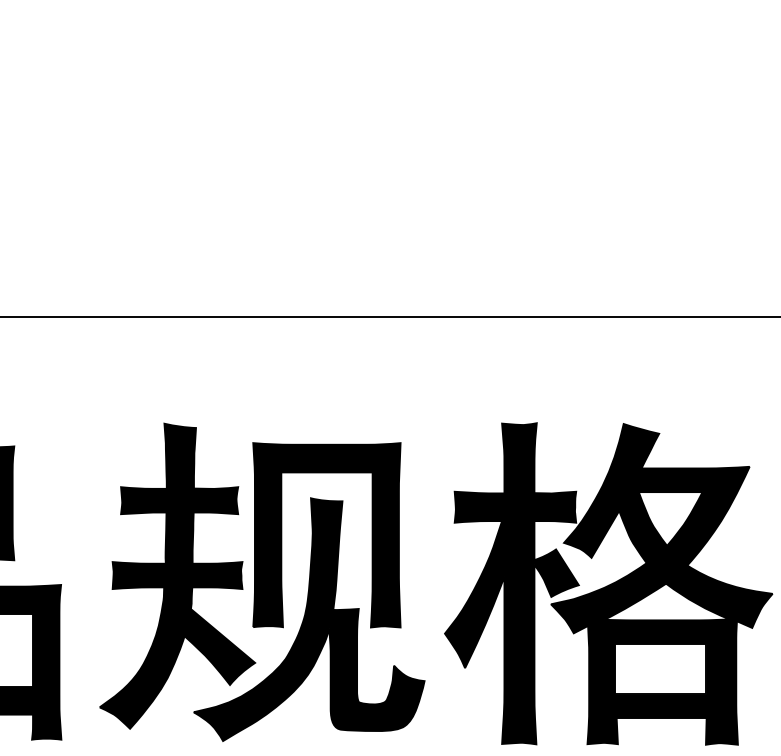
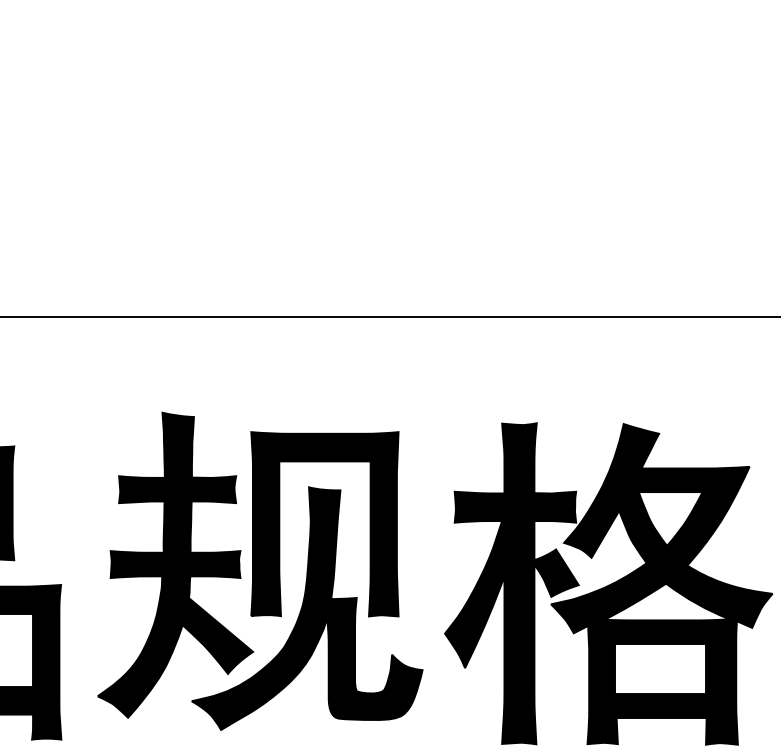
part position: (262, 581) -> (260, 570) (260, 570)
